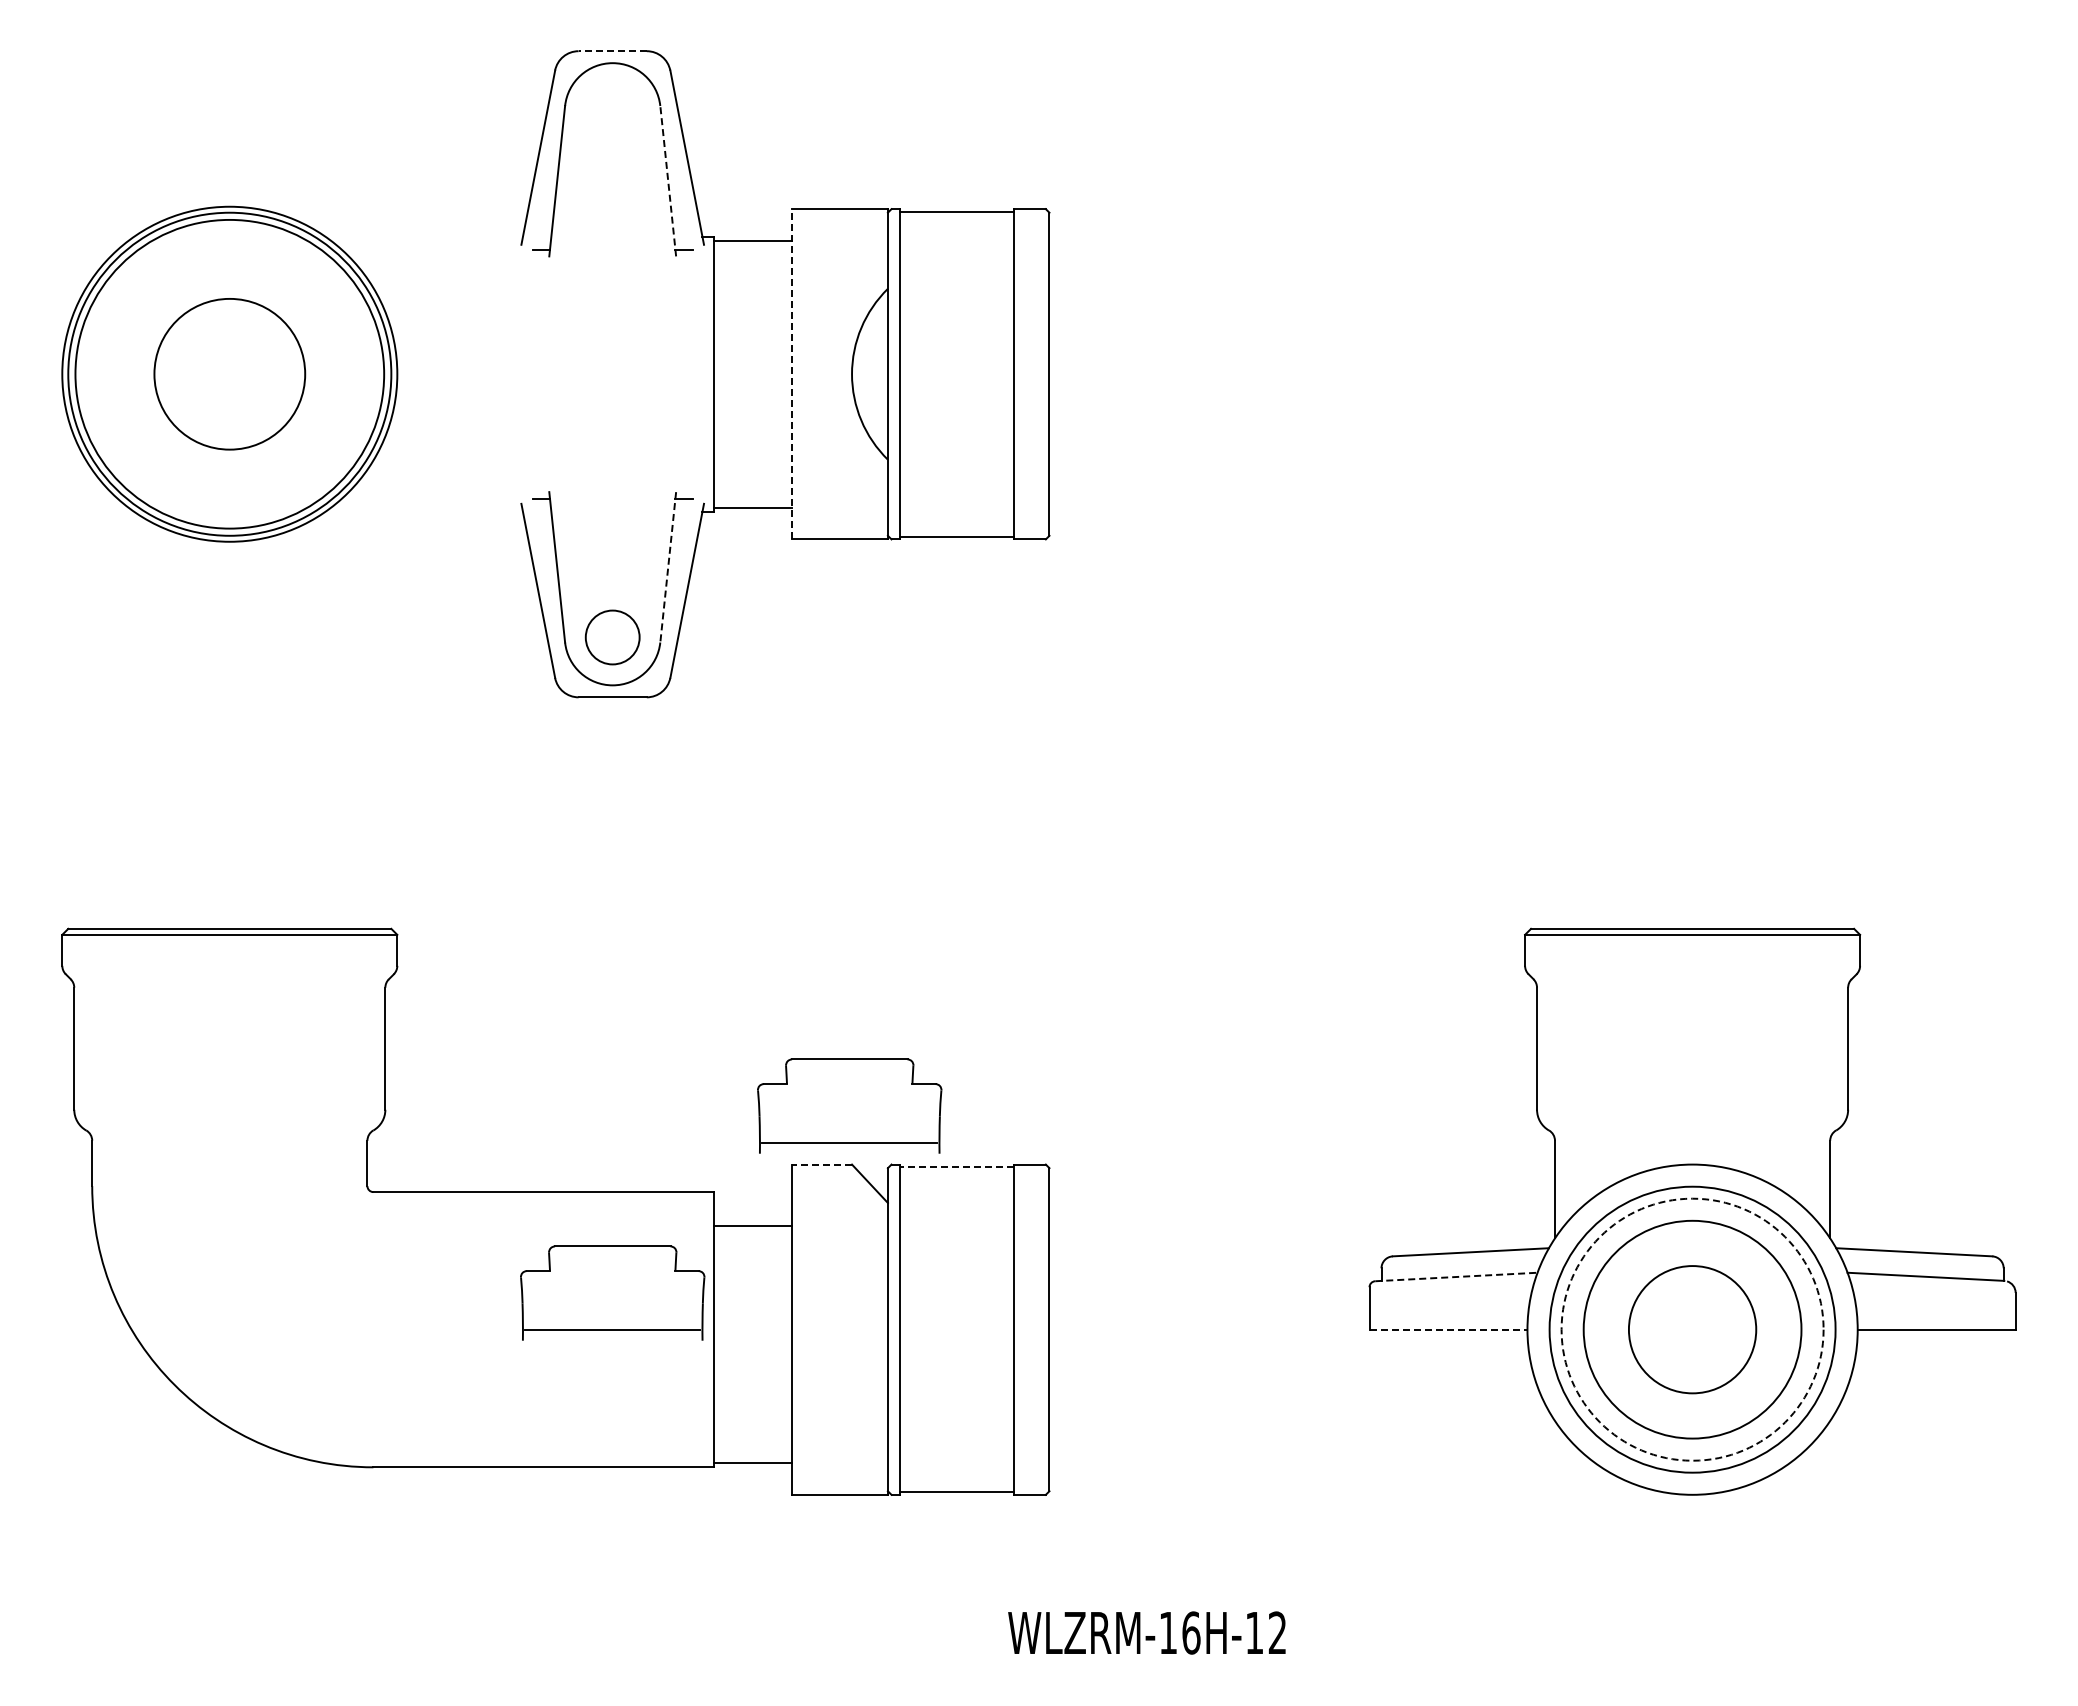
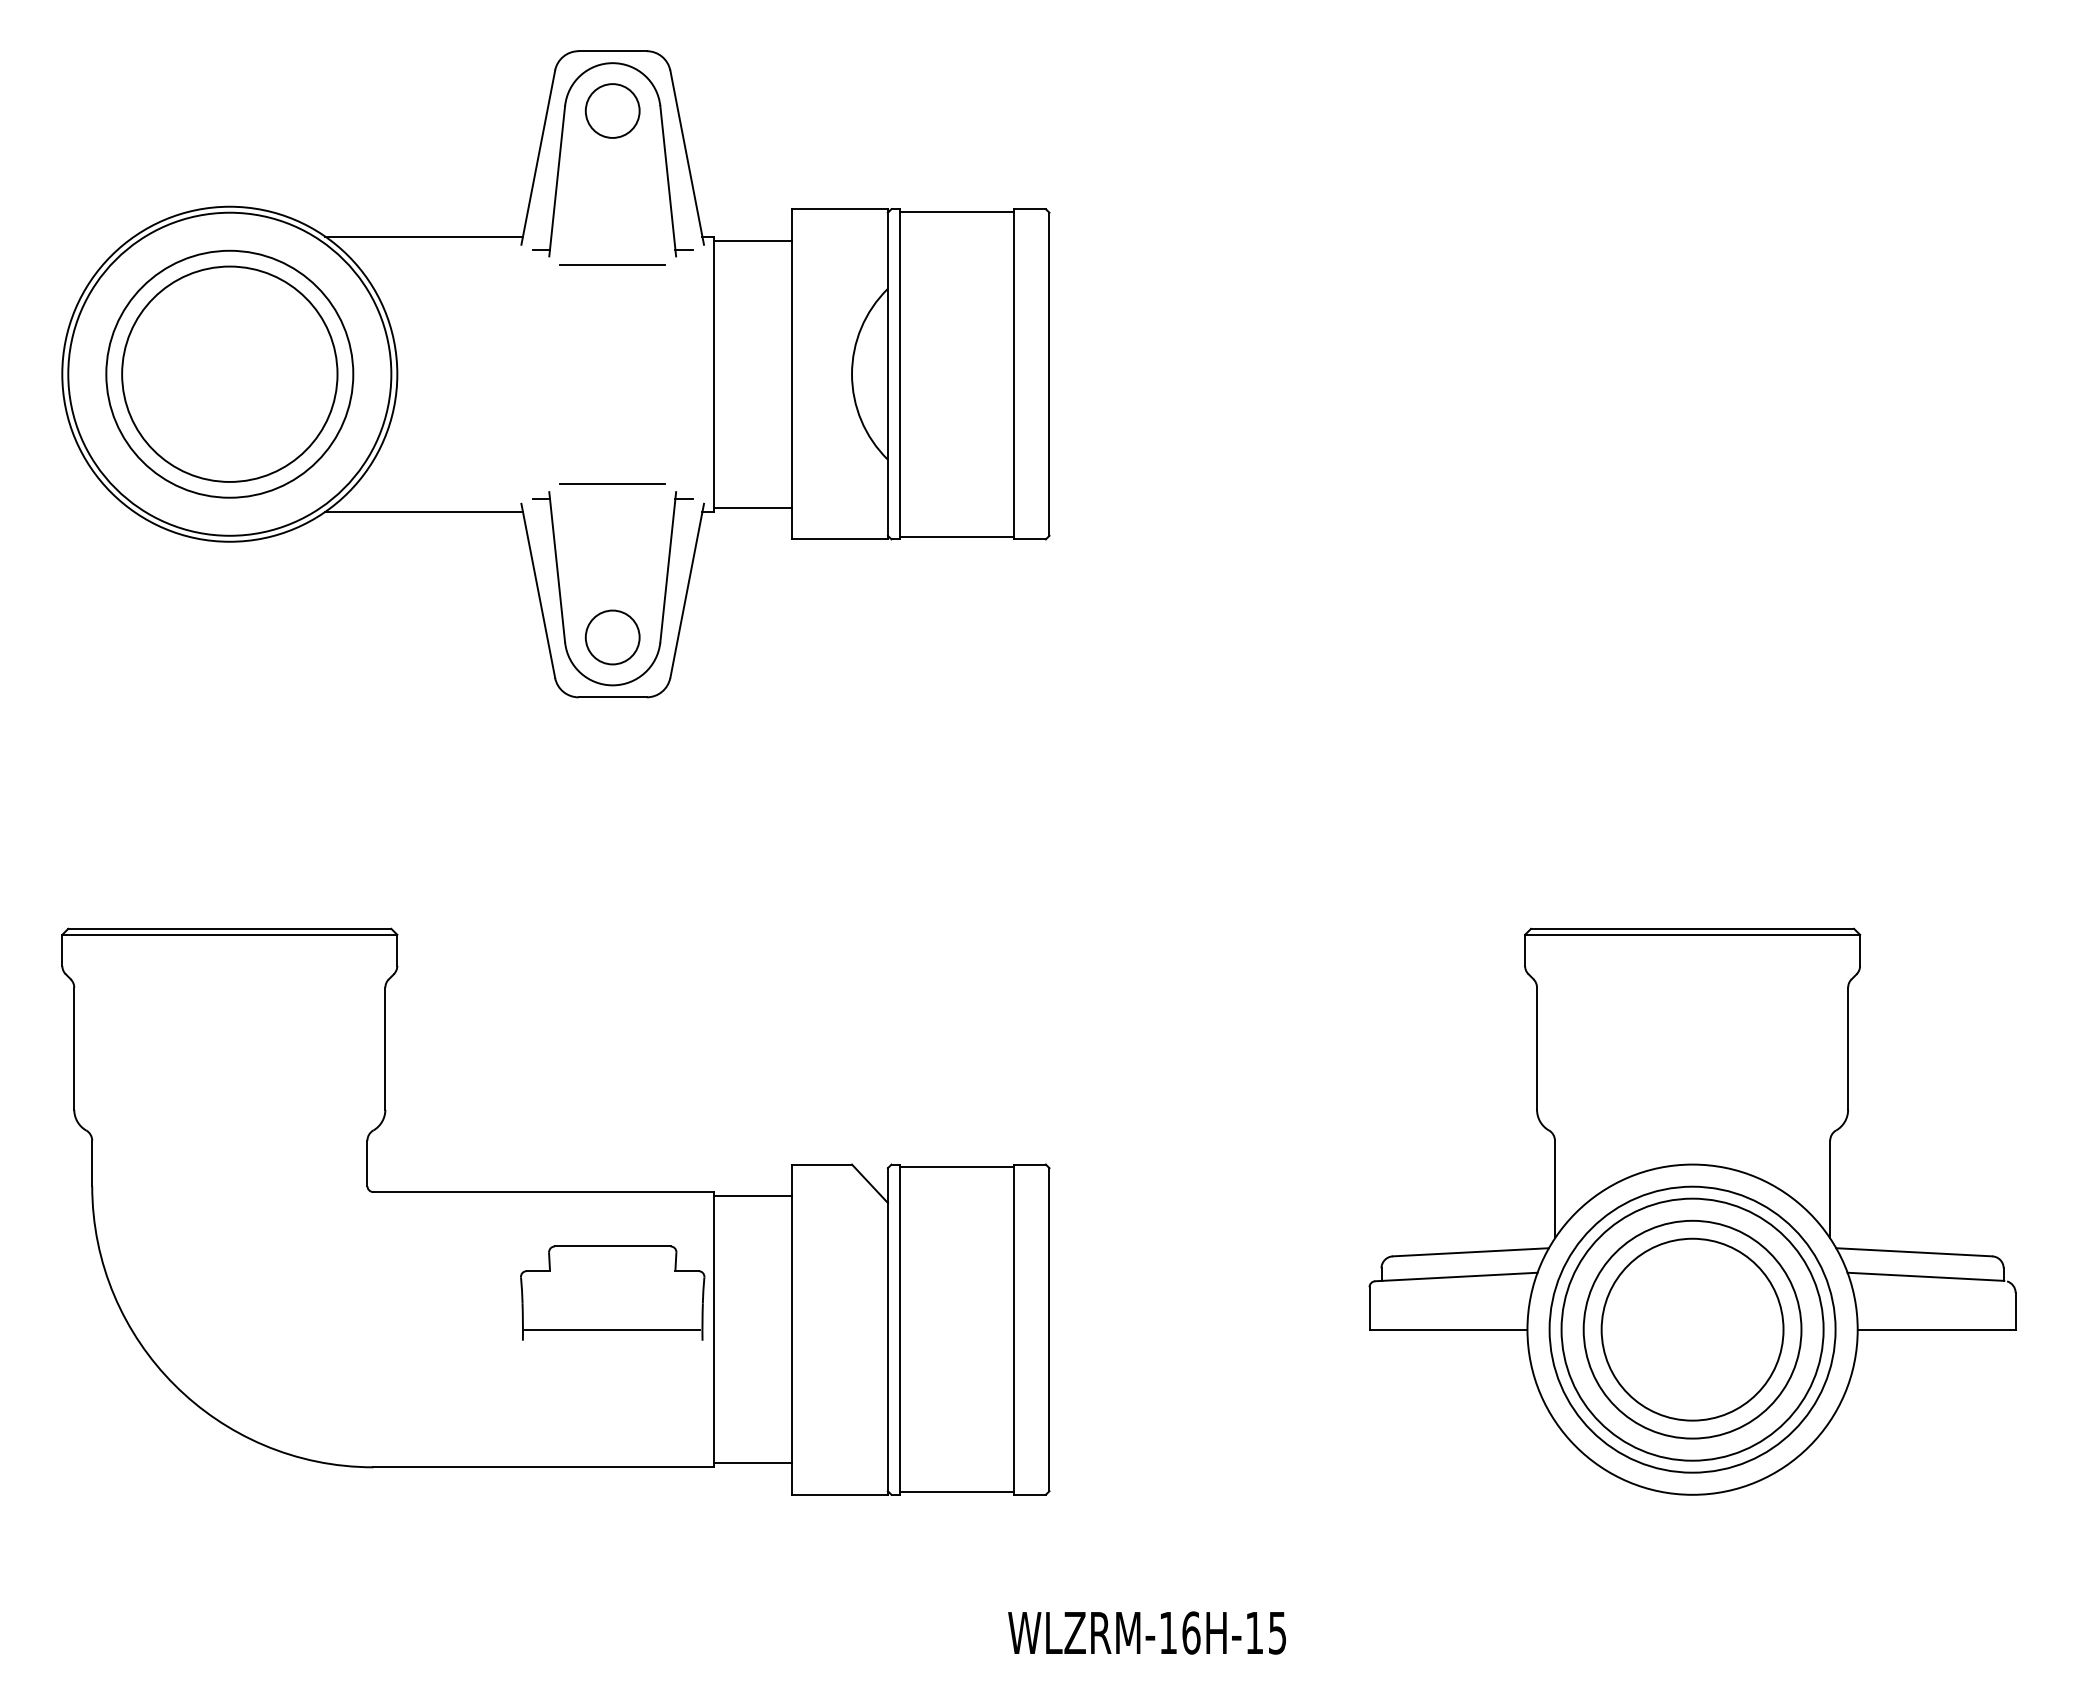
line: dashed -> solid (612, 51)
circle: none -> present (612, 110)
line: dashed -> solid (668, 181)
line: none -> present (423, 236)
line: none -> present (612, 264)
circle diameter: 151 px -> 215 px (229, 373)
circle diameter: 309 px -> 247 px (229, 373)
line: dashed -> solid (792, 373)
line: none -> present (612, 483)
line: none -> present (423, 511)
line: dashed -> solid (668, 567)
part: present -> none (849, 1105)
line: dashed -> solid (822, 1164)
line: dashed -> solid (956, 1166)
line position: (753, 1226) -> (753, 1196) (753, 1196)
line: dashed -> solid (1456, 1276)
line: dashed -> solid (1448, 1329)
circle diameter: 127 px -> 182 px (1692, 1329)
circle: dashed -> solid (1692, 1329)
text: WLZRM-16H-12 -> WLZRM-16H-15 (1276, 1632)
